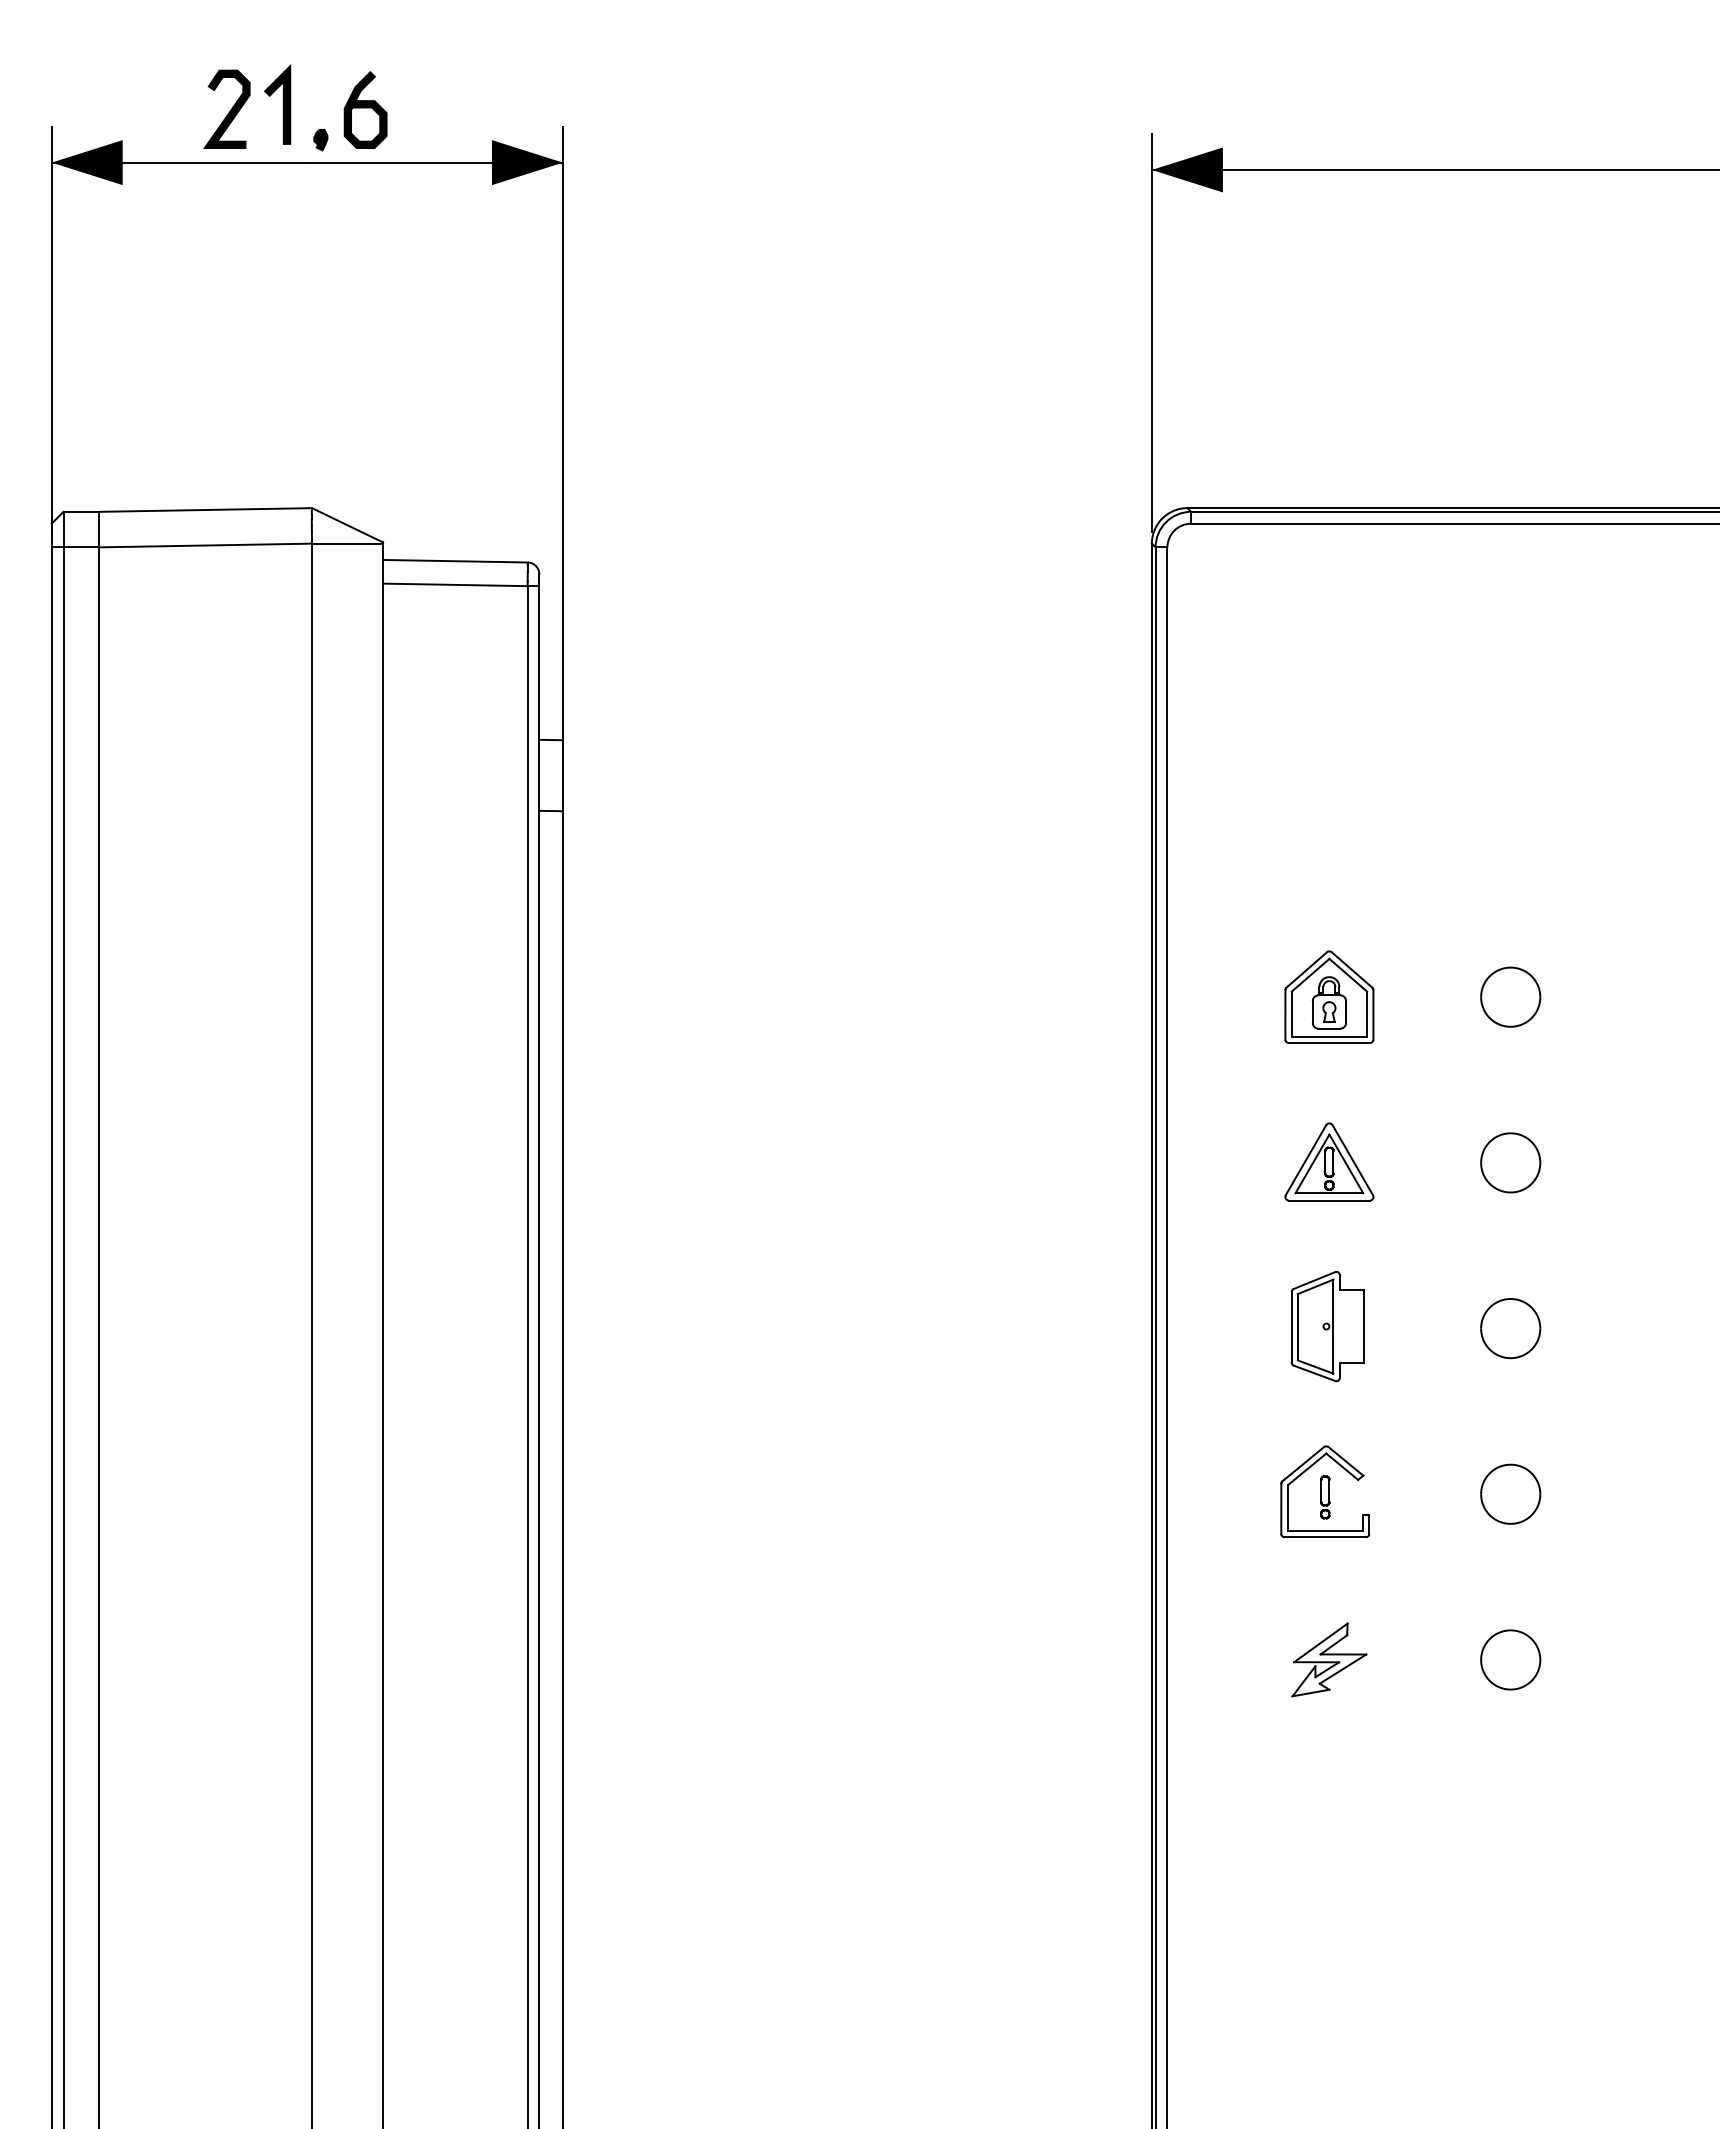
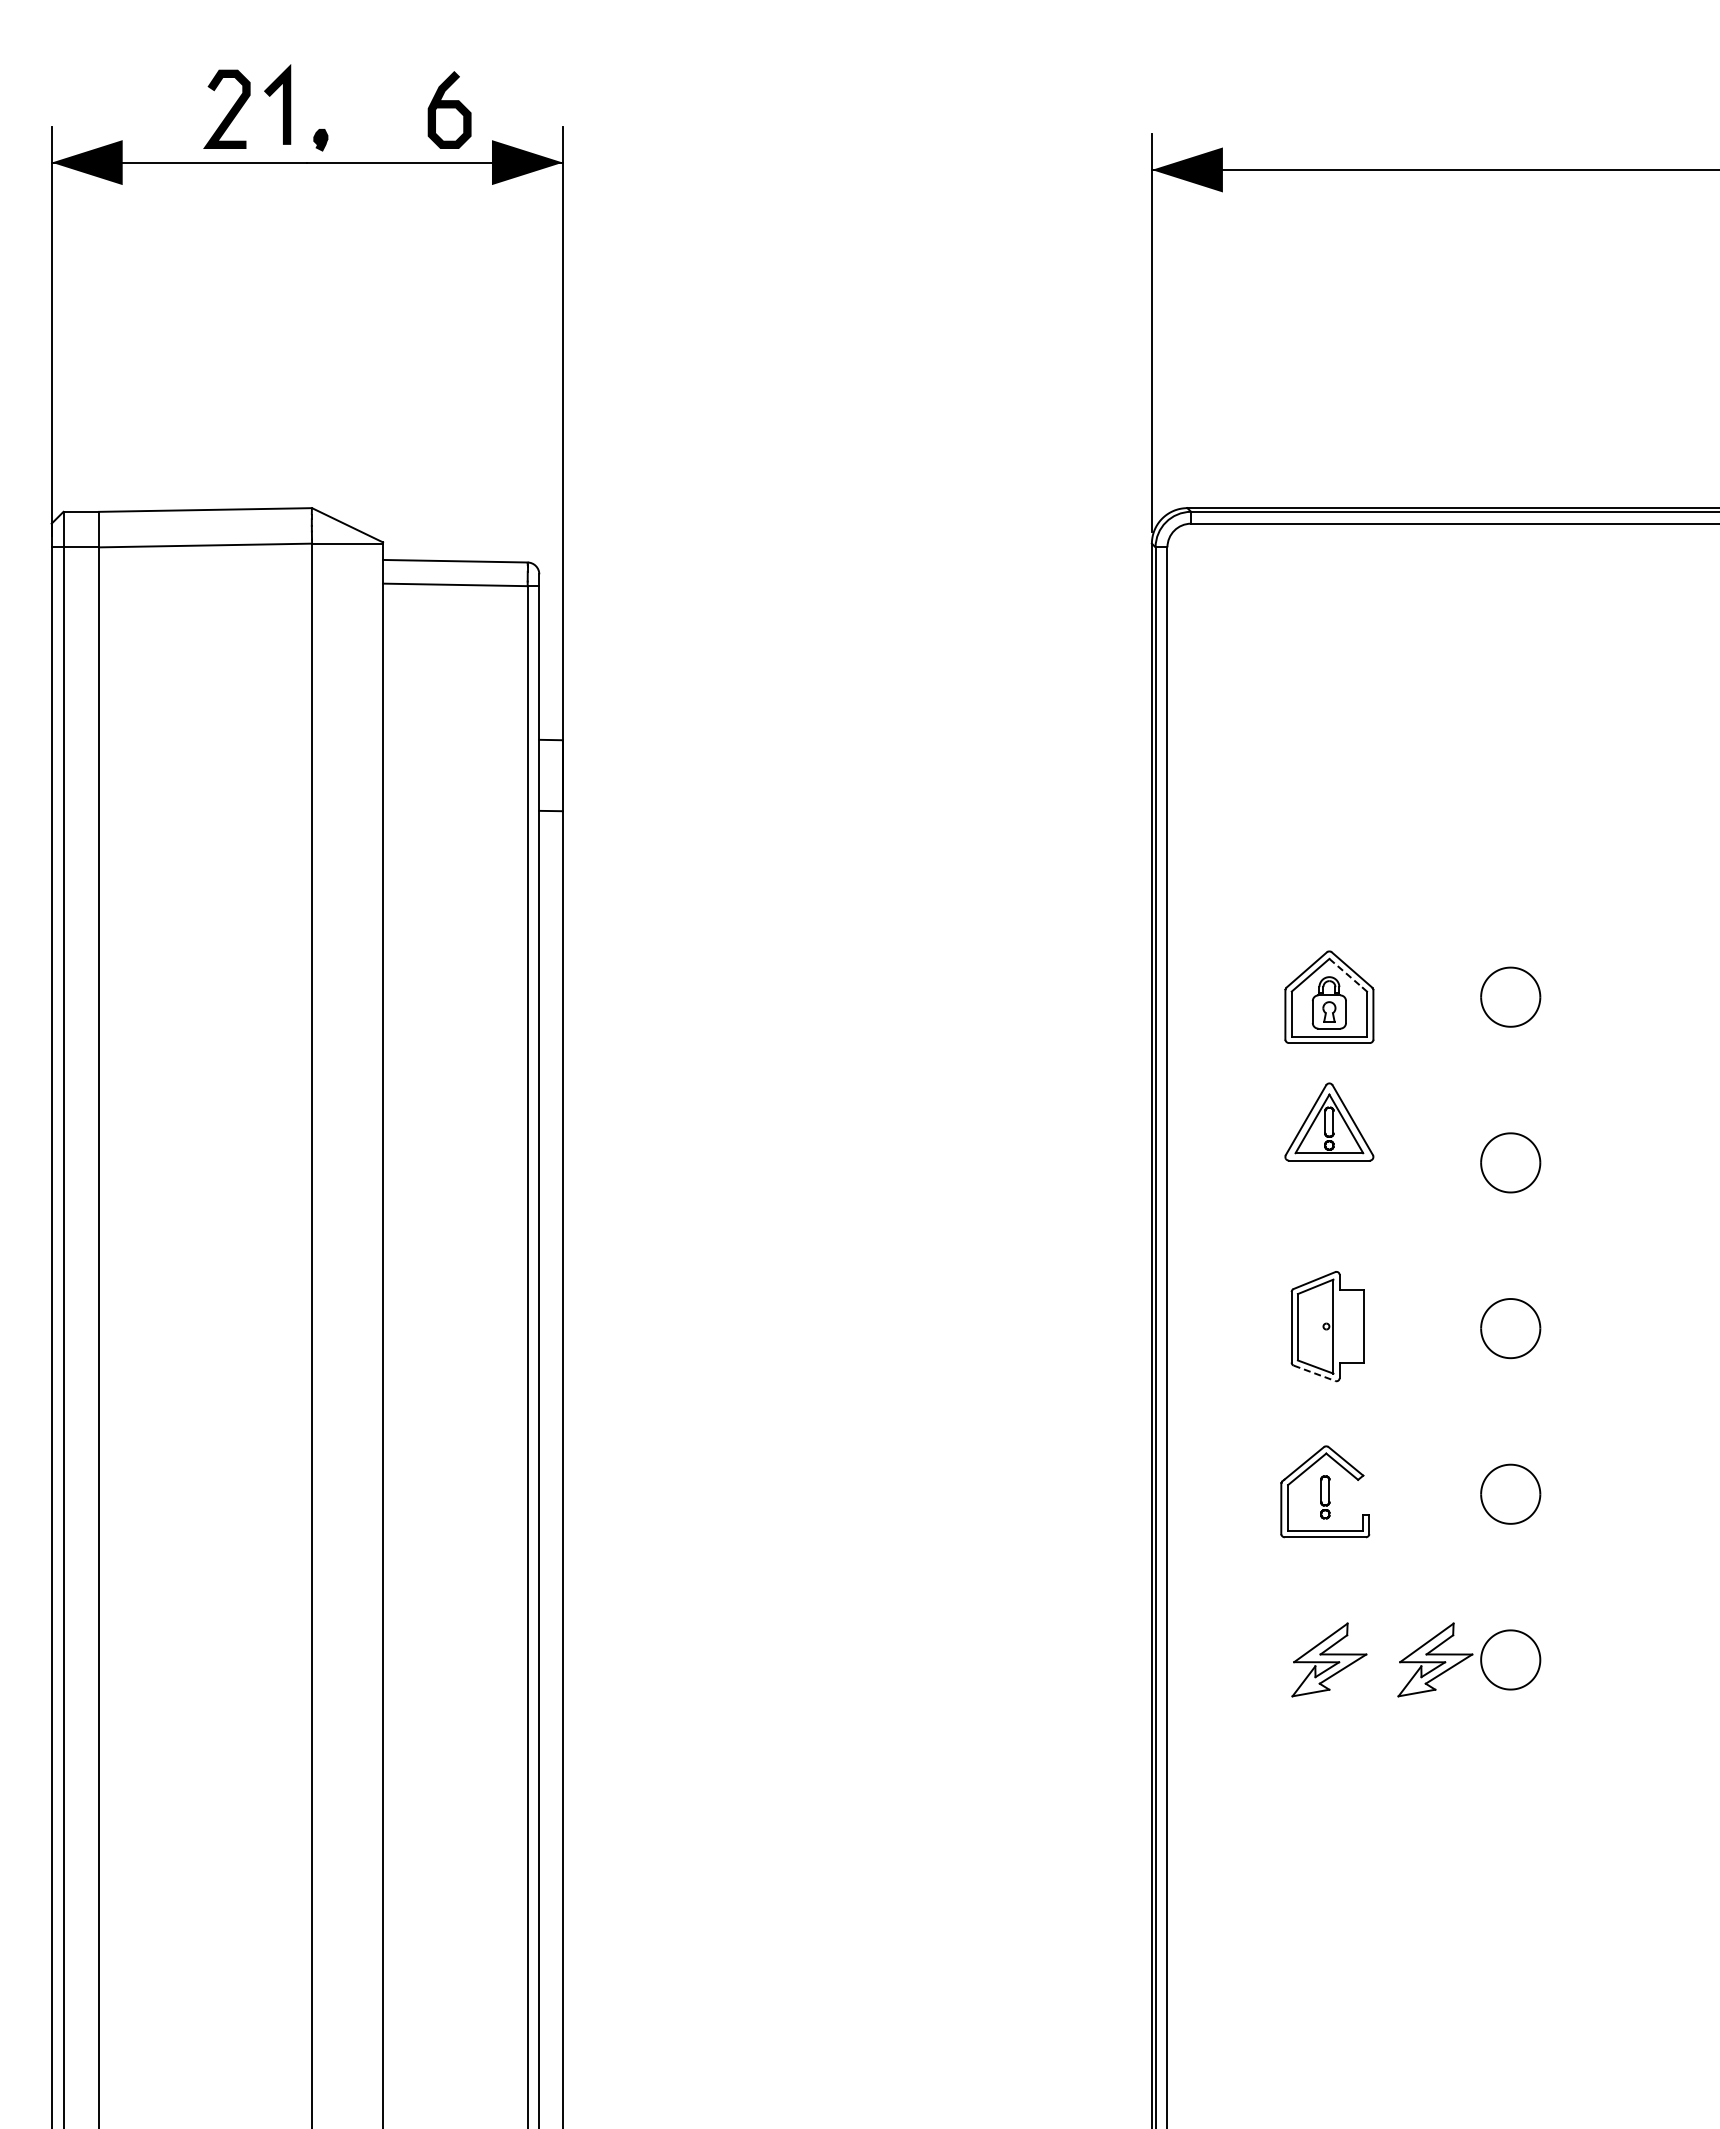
curve position: (365, 108) -> (449, 108) (449, 108)
line: solid -> dashed (1346, 973)
part position: (1329, 1161) -> (1329, 1121) (1329, 1121)
line: solid -> dashed (1315, 1373)
part: none -> present (1435, 1659)
